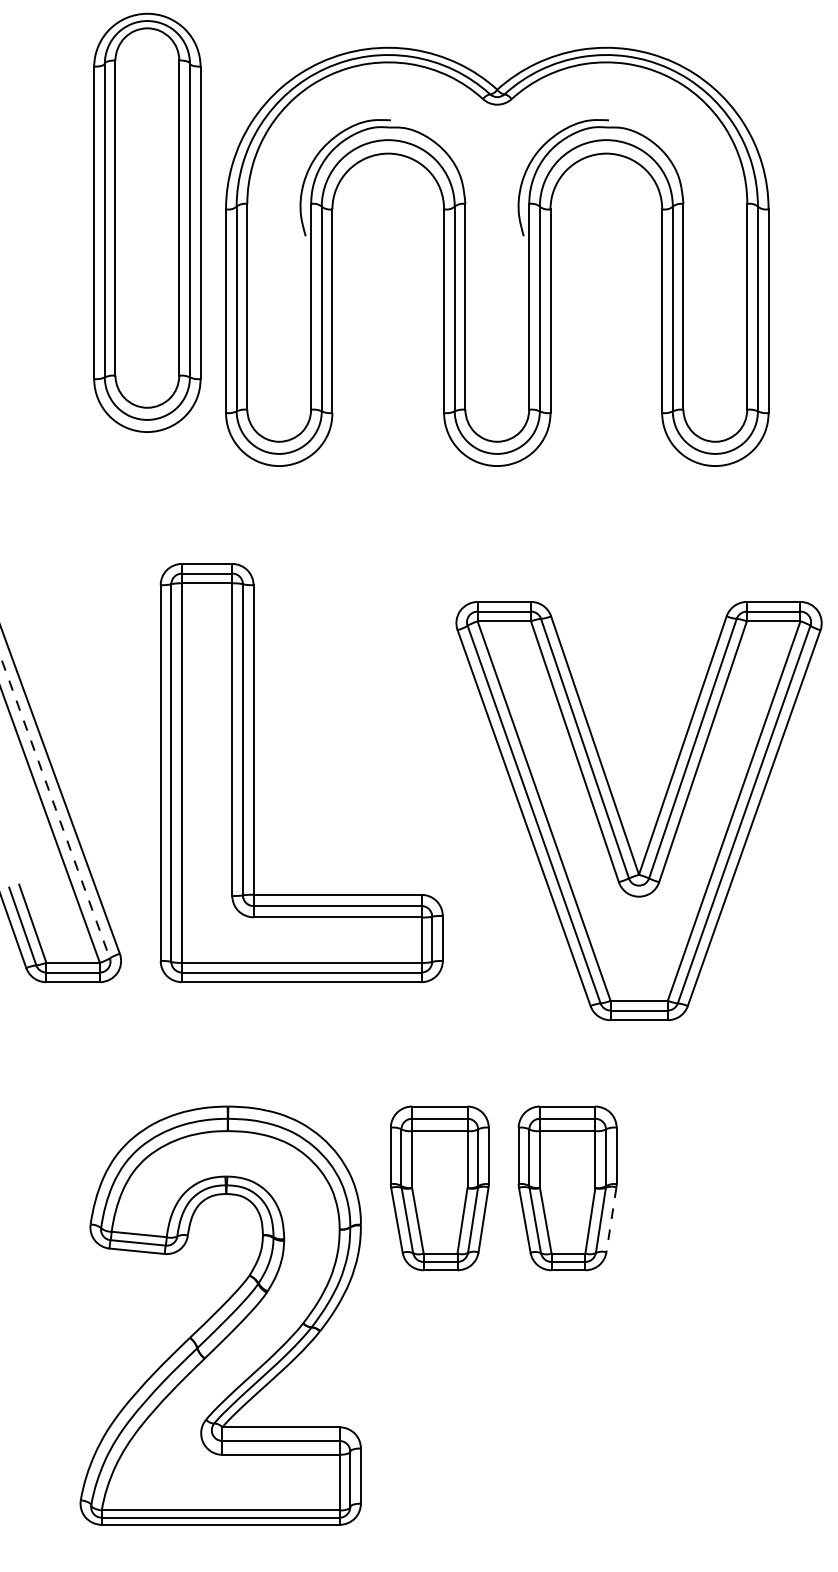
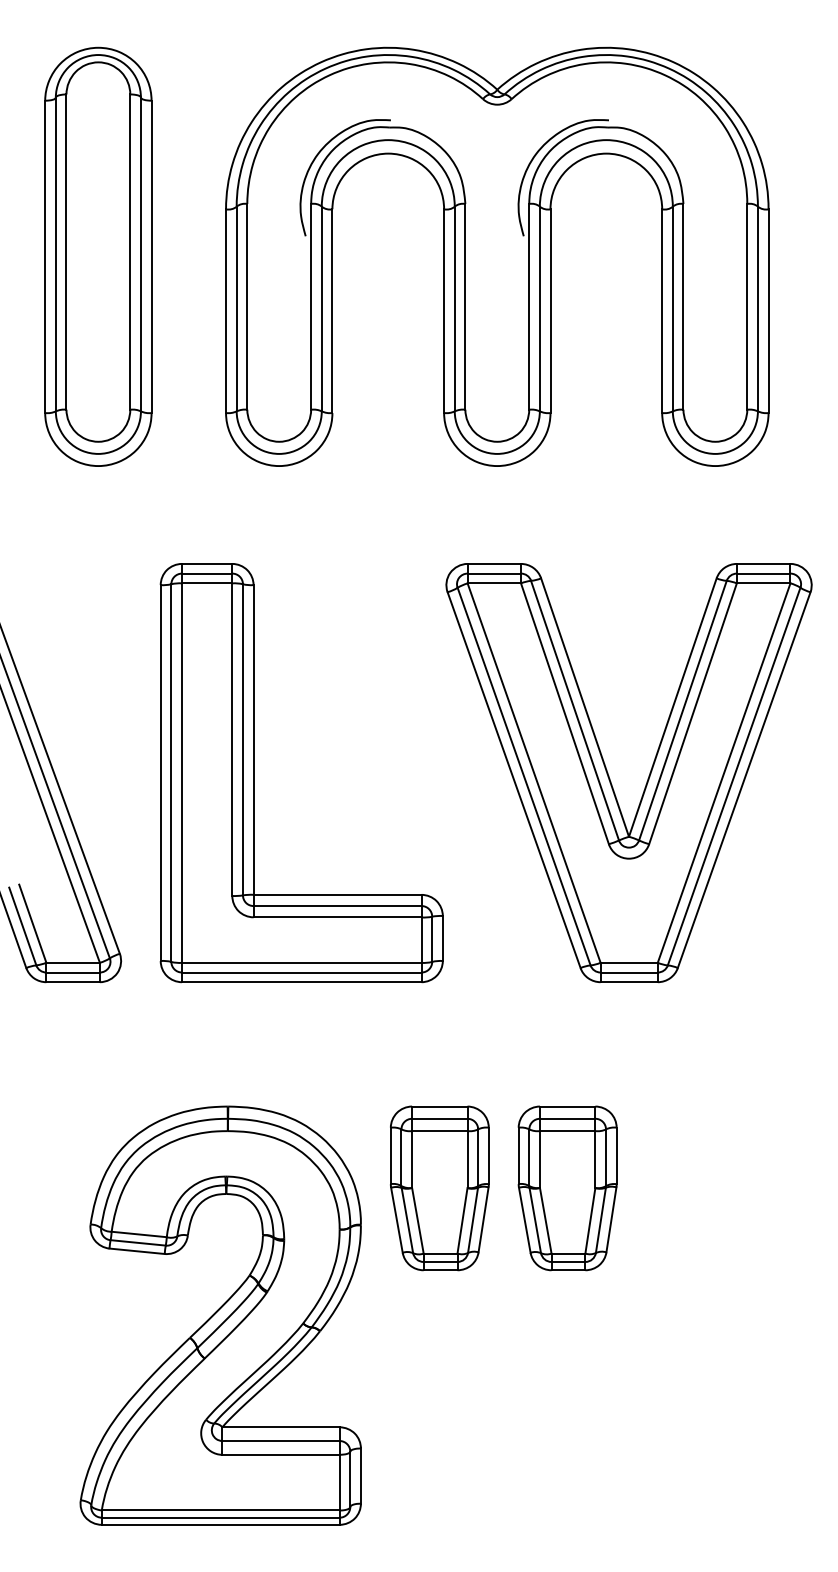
part position: (147, 222) -> (98, 256) (98, 256)
line: dashed -> solid (55, 807)
part position: (620, 816) -> (610, 778) (610, 778)
line: dashed -> solid (611, 1219)
